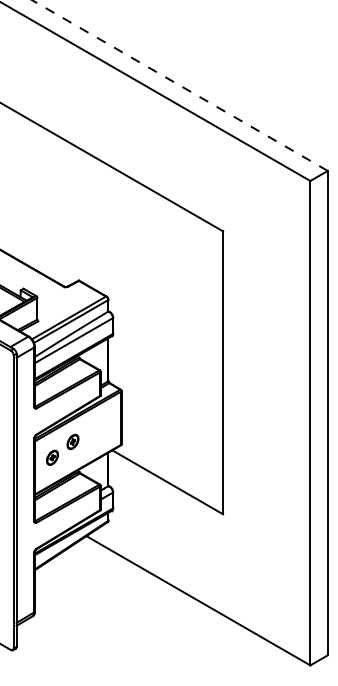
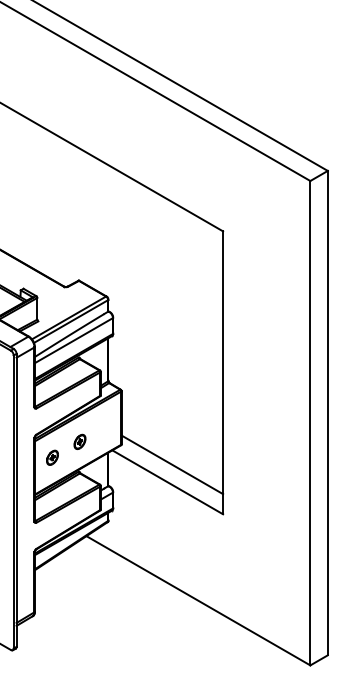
line: dashed -> solid (179, 85)
part position: (72, 441) -> (79, 441) (79, 441)
line: none -> present (172, 464)
